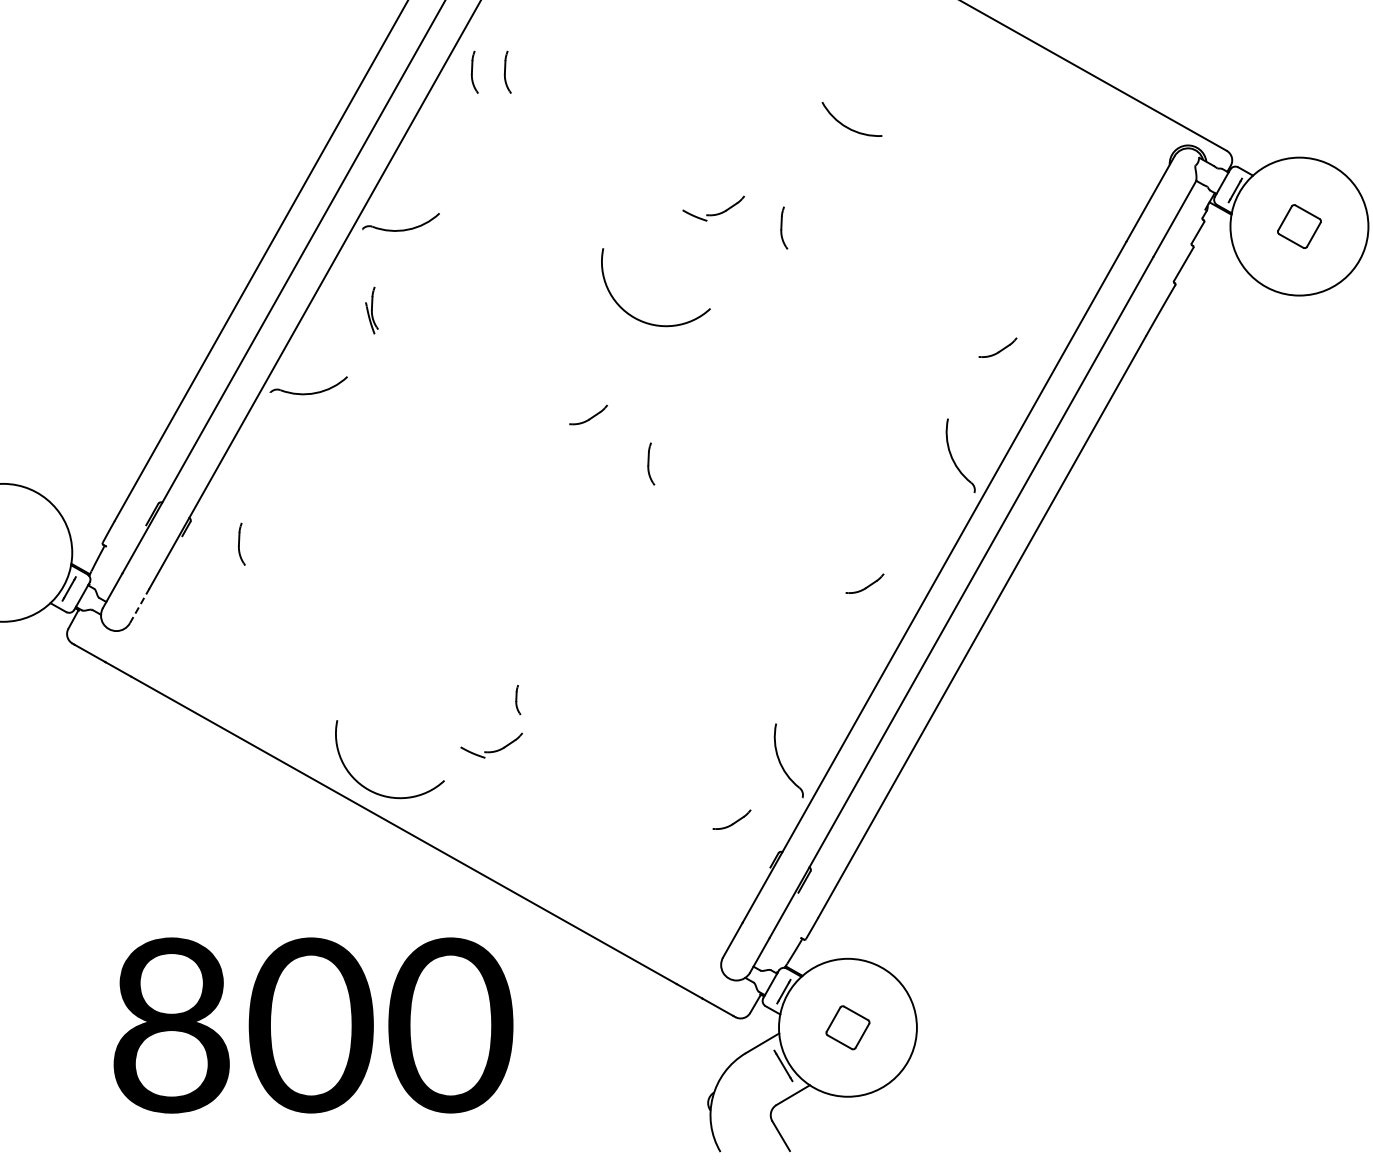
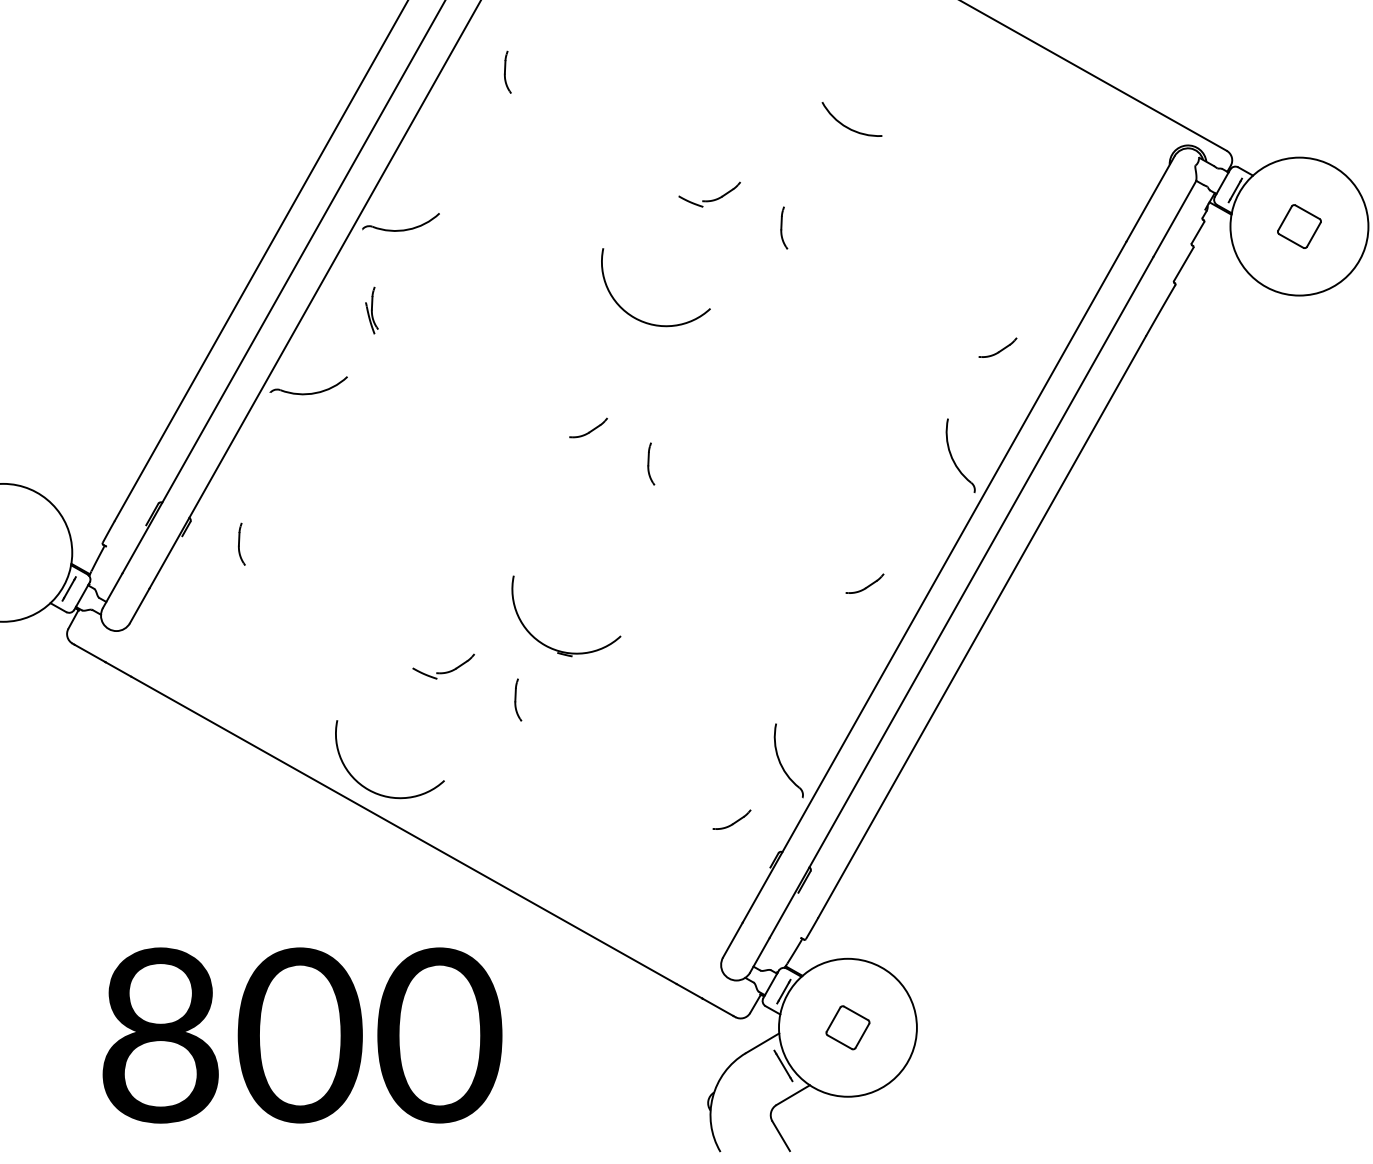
part: present -> none (474, 71)
part position: (713, 208) -> (709, 194) (709, 194)
part position: (588, 414) -> (588, 427) (588, 427)
line: dashed -> solid (139, 605)
part: none -> present (552, 647)
part size: 7x31 px -> 9x44 px (518, 699)
part position: (491, 745) -> (443, 666) (443, 666)
text position: (313, 1025) -> (302, 1035) (302, 1035)
